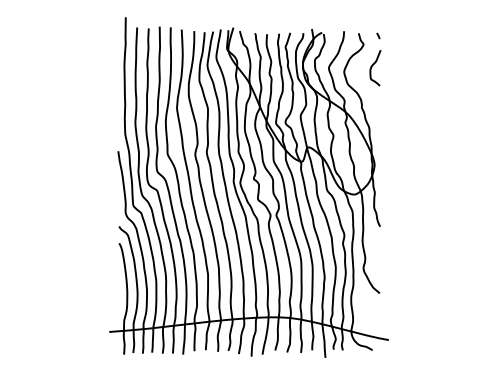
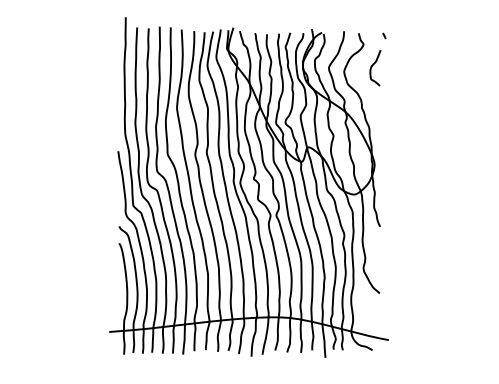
line position: (378, 35) -> (384, 35) (384, 35)
